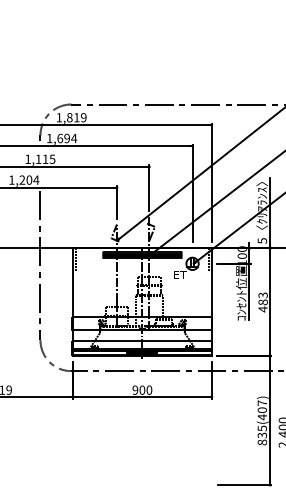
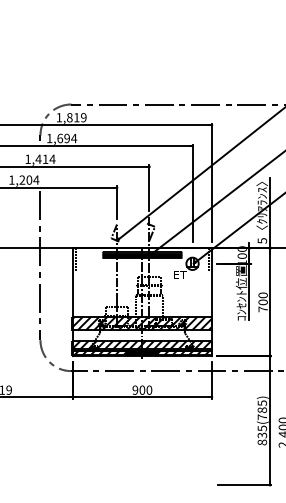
text: 1,115 -> 1,414 (45, 159)
text: 483 -> 700 (262, 302)
hatch: none -> present (141, 323)
hatch: none -> present (141, 347)
text: 835(407) -> 835(785) (262, 410)
